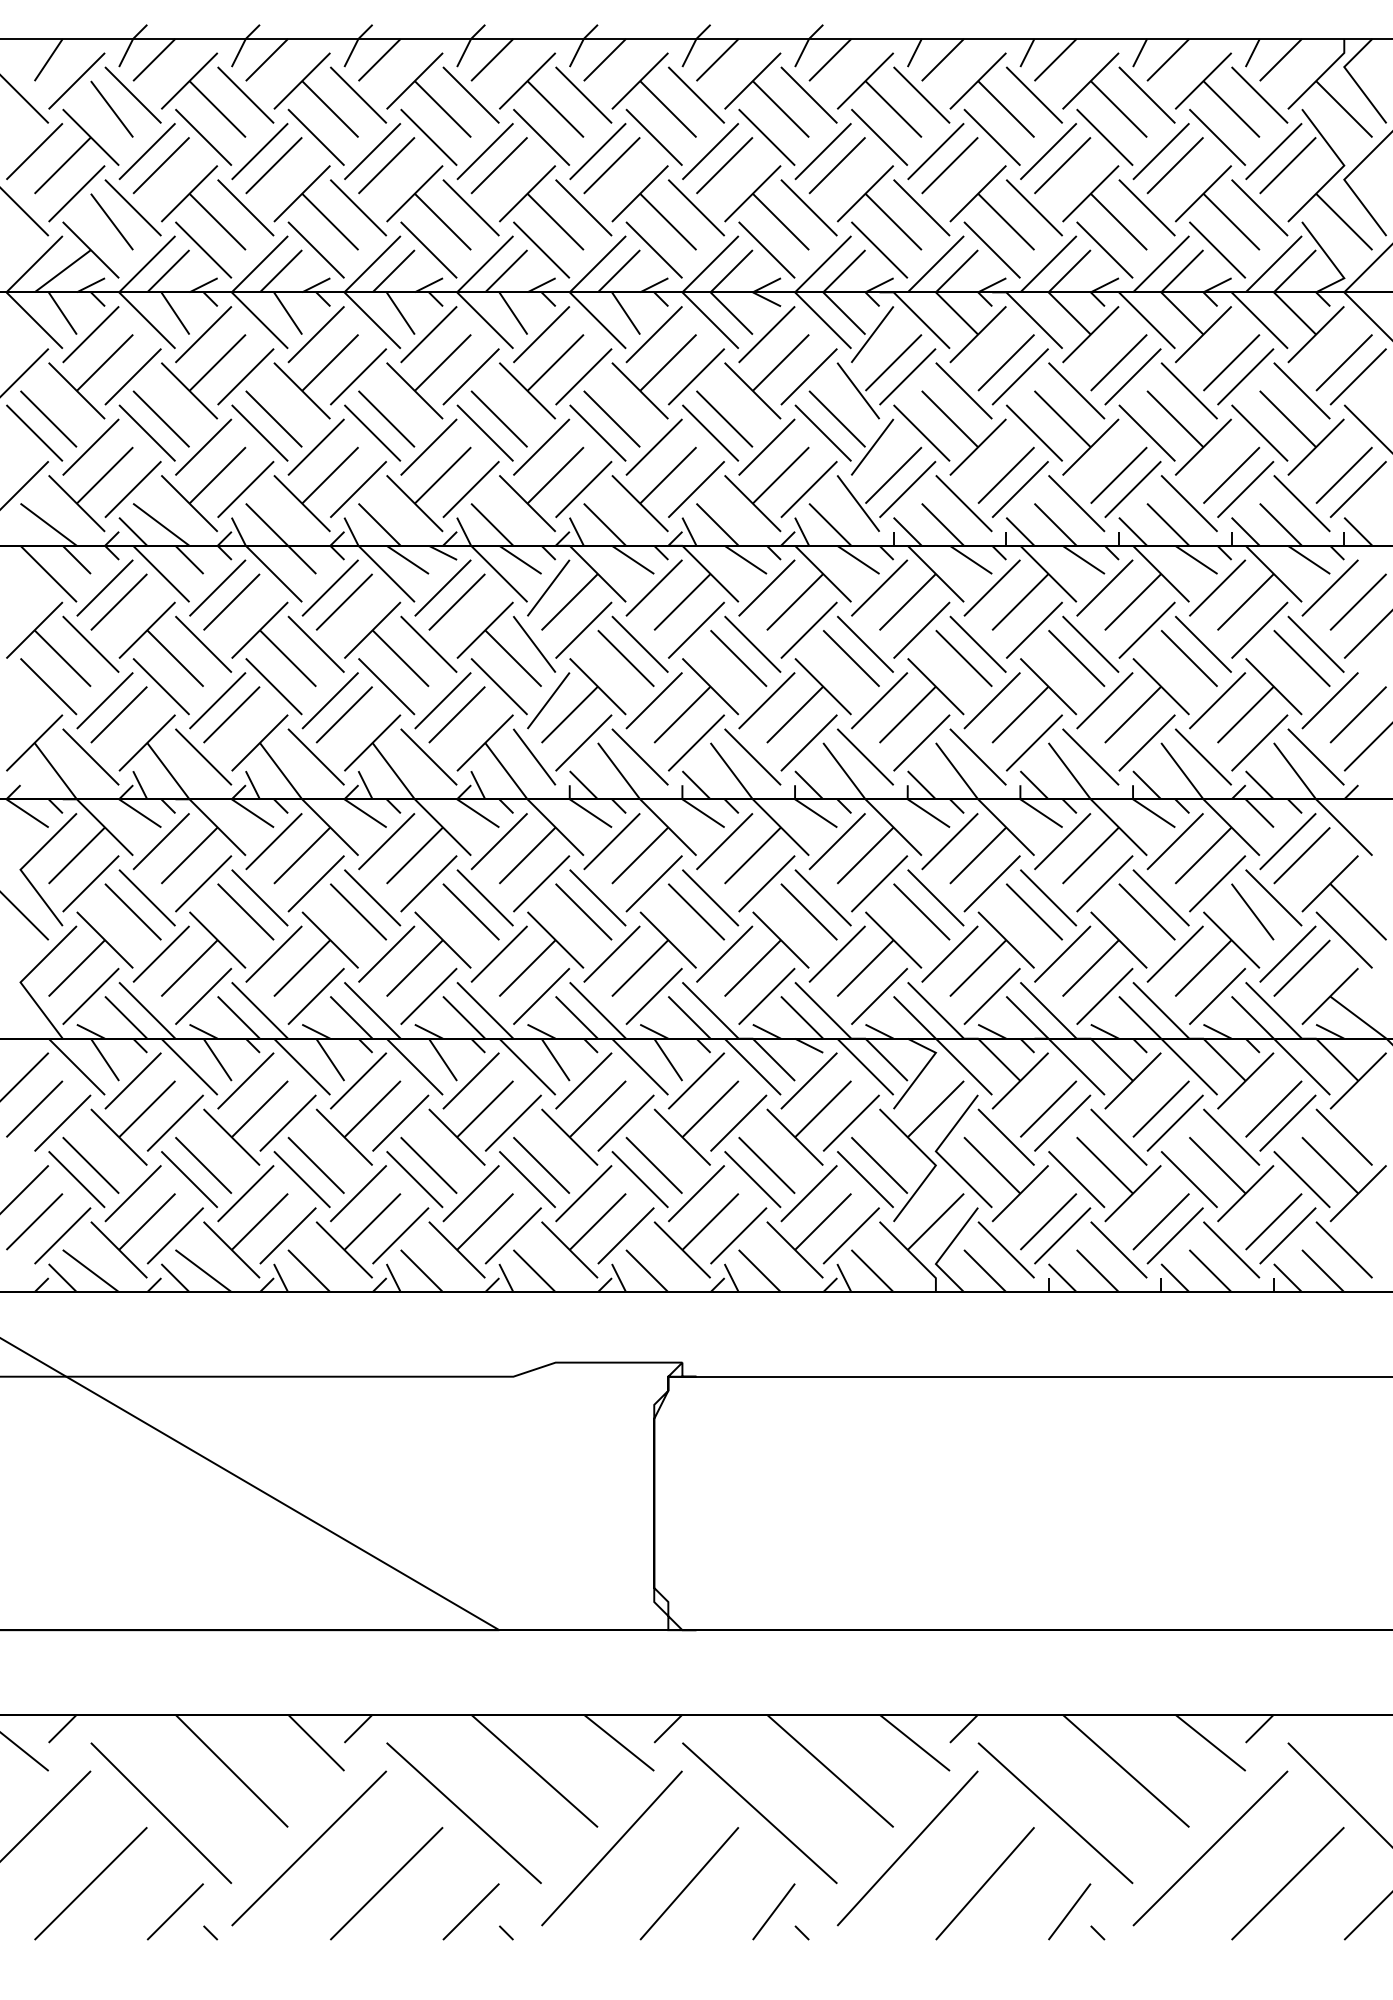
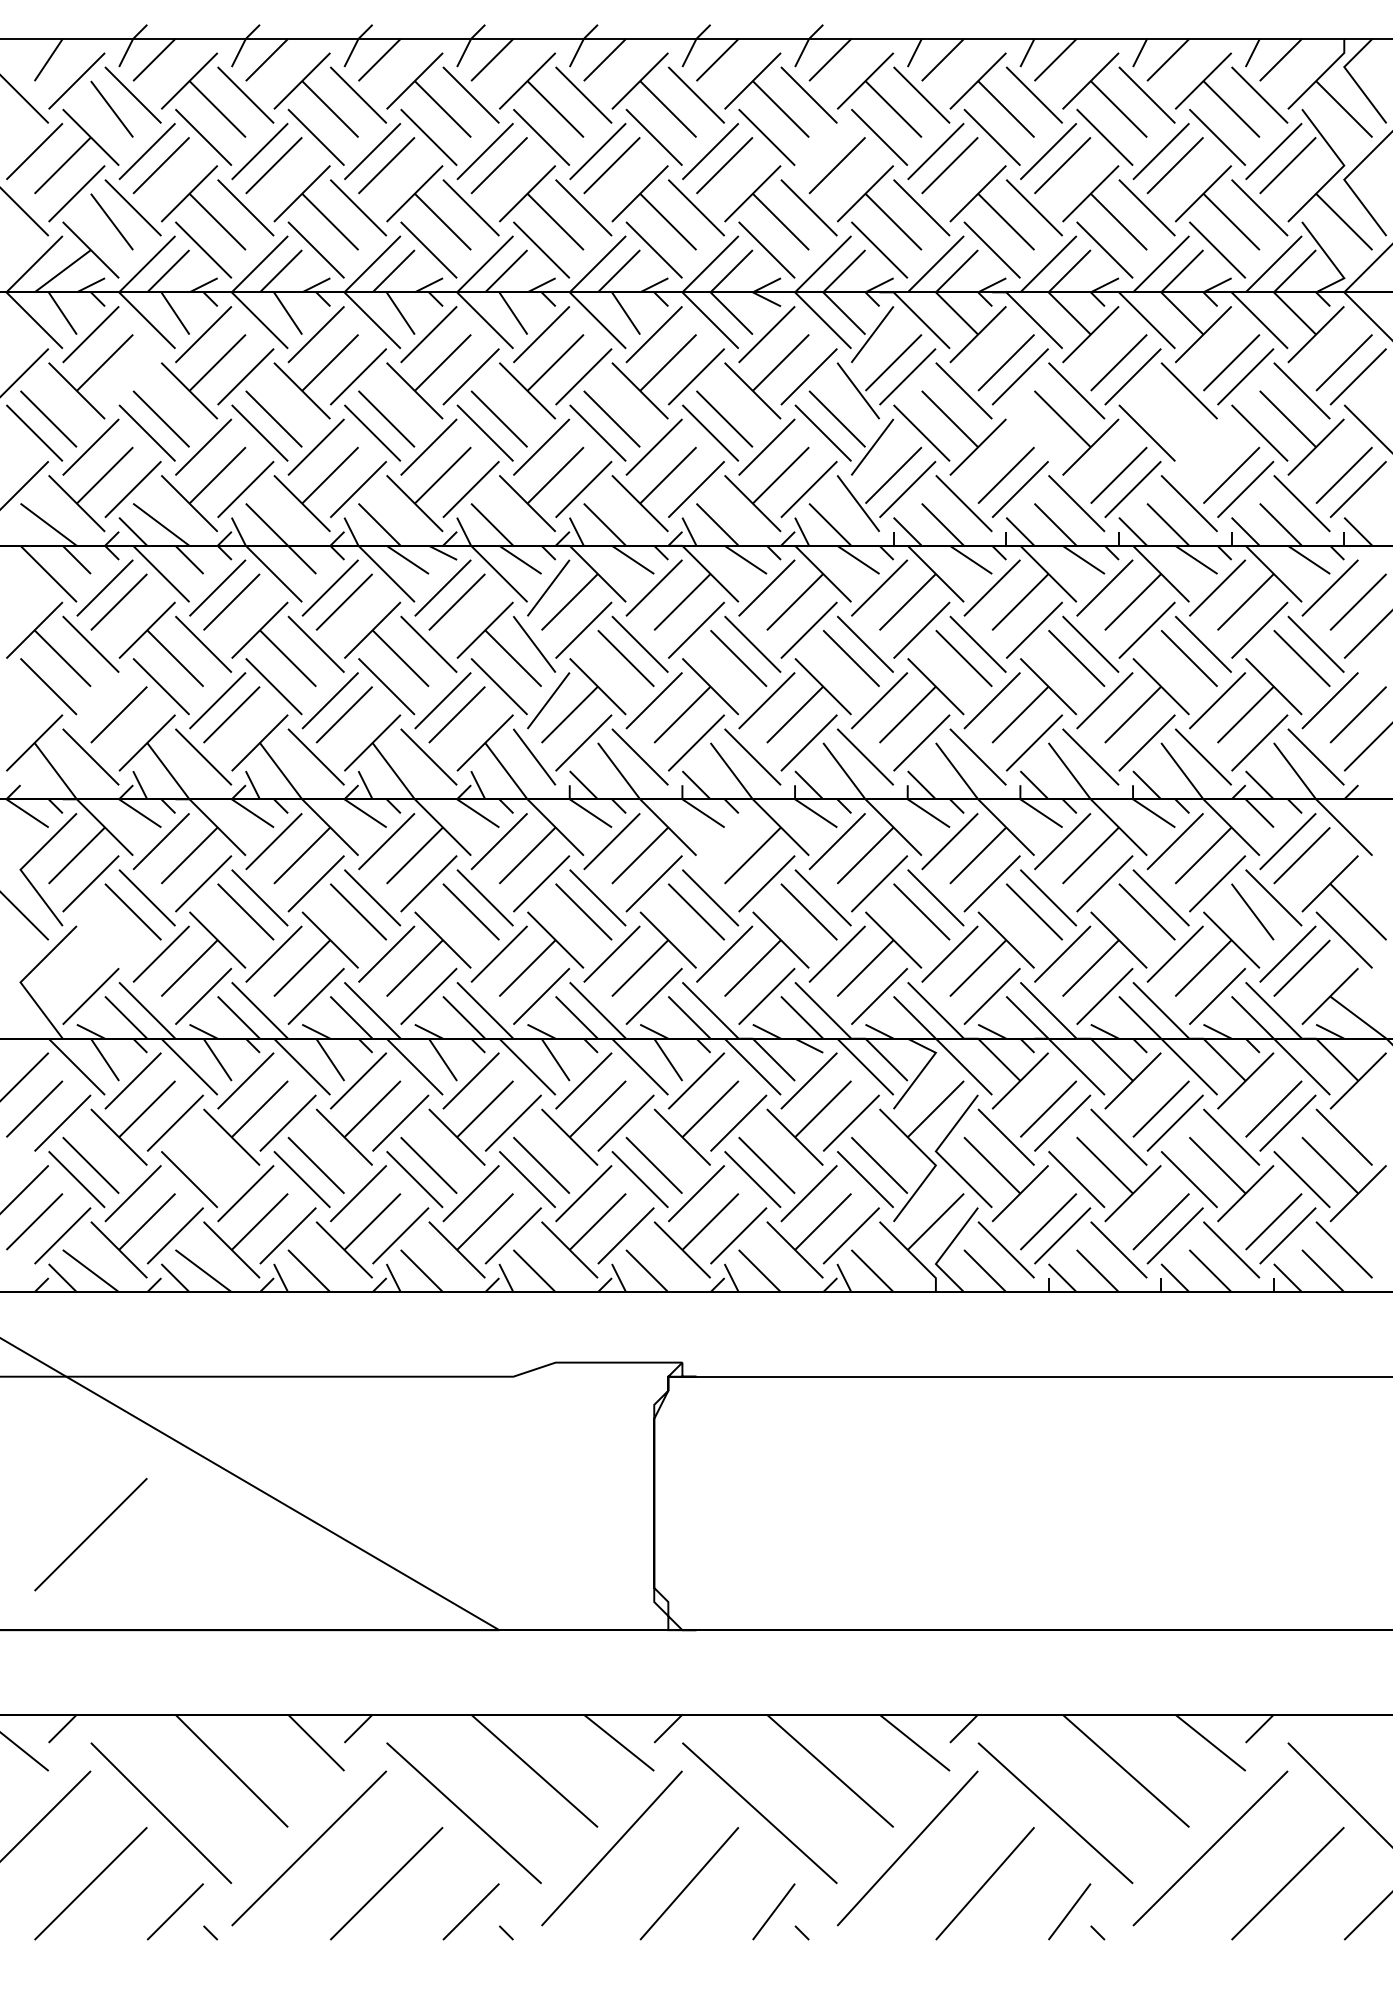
line: present -> none (822, 151)
line: present -> none (132, 376)
line: present -> none (1033, 432)
part: present -> none (1188, 432)
line: present -> none (104, 700)
line: present -> none (724, 841)
part: present -> none (90, 953)
line: present -> none (203, 1165)
line: none -> present (90, 1534)
